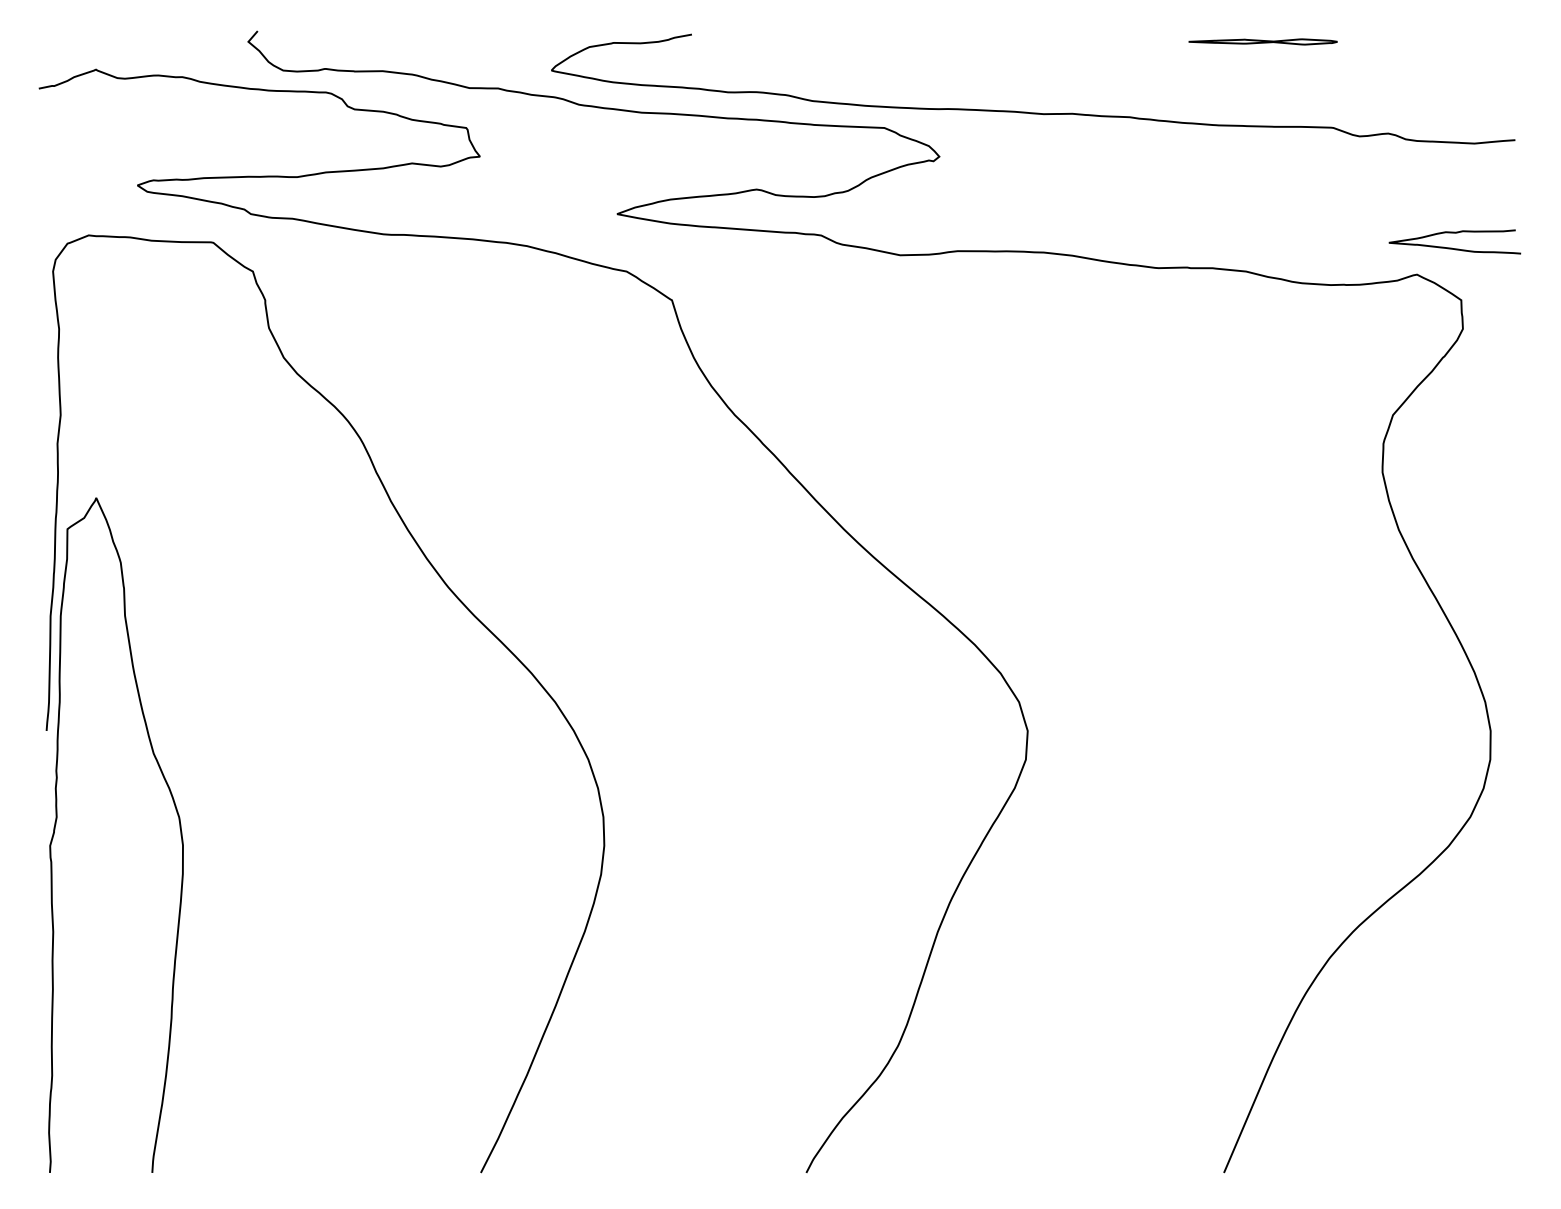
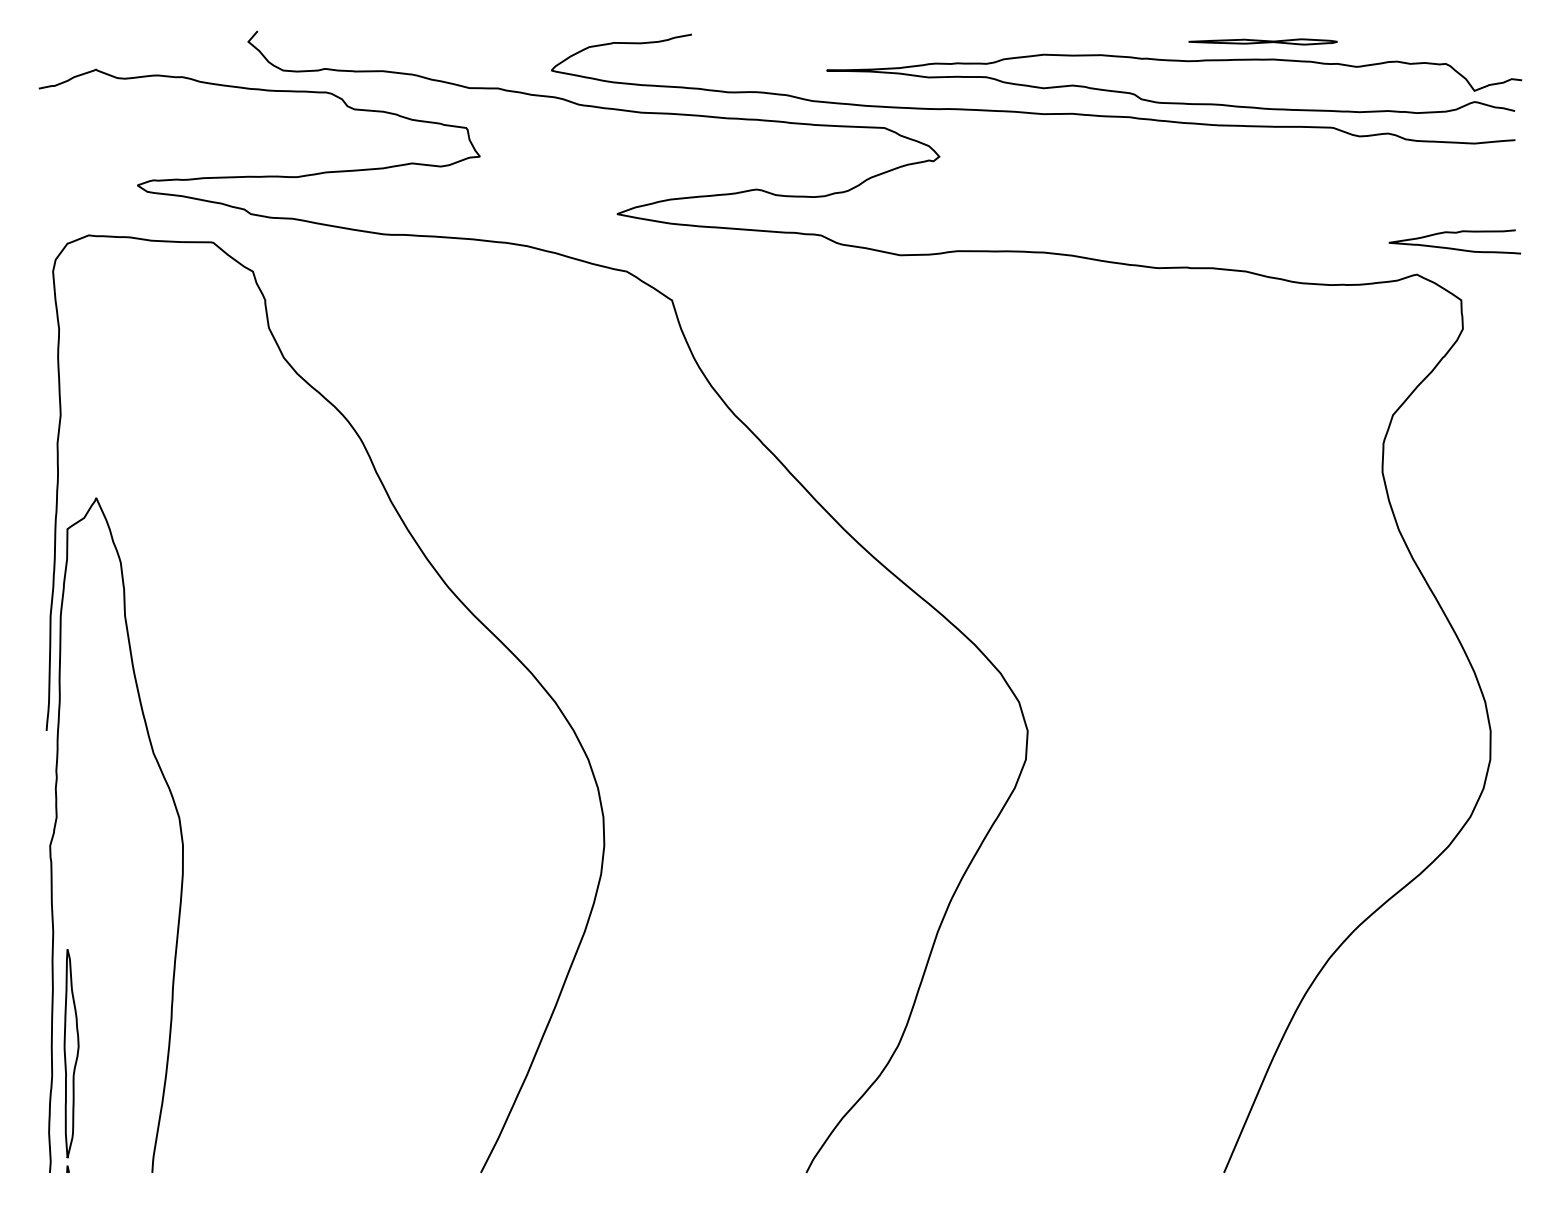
curve: none -> present (1174, 102)
part: none -> present (71, 1060)
